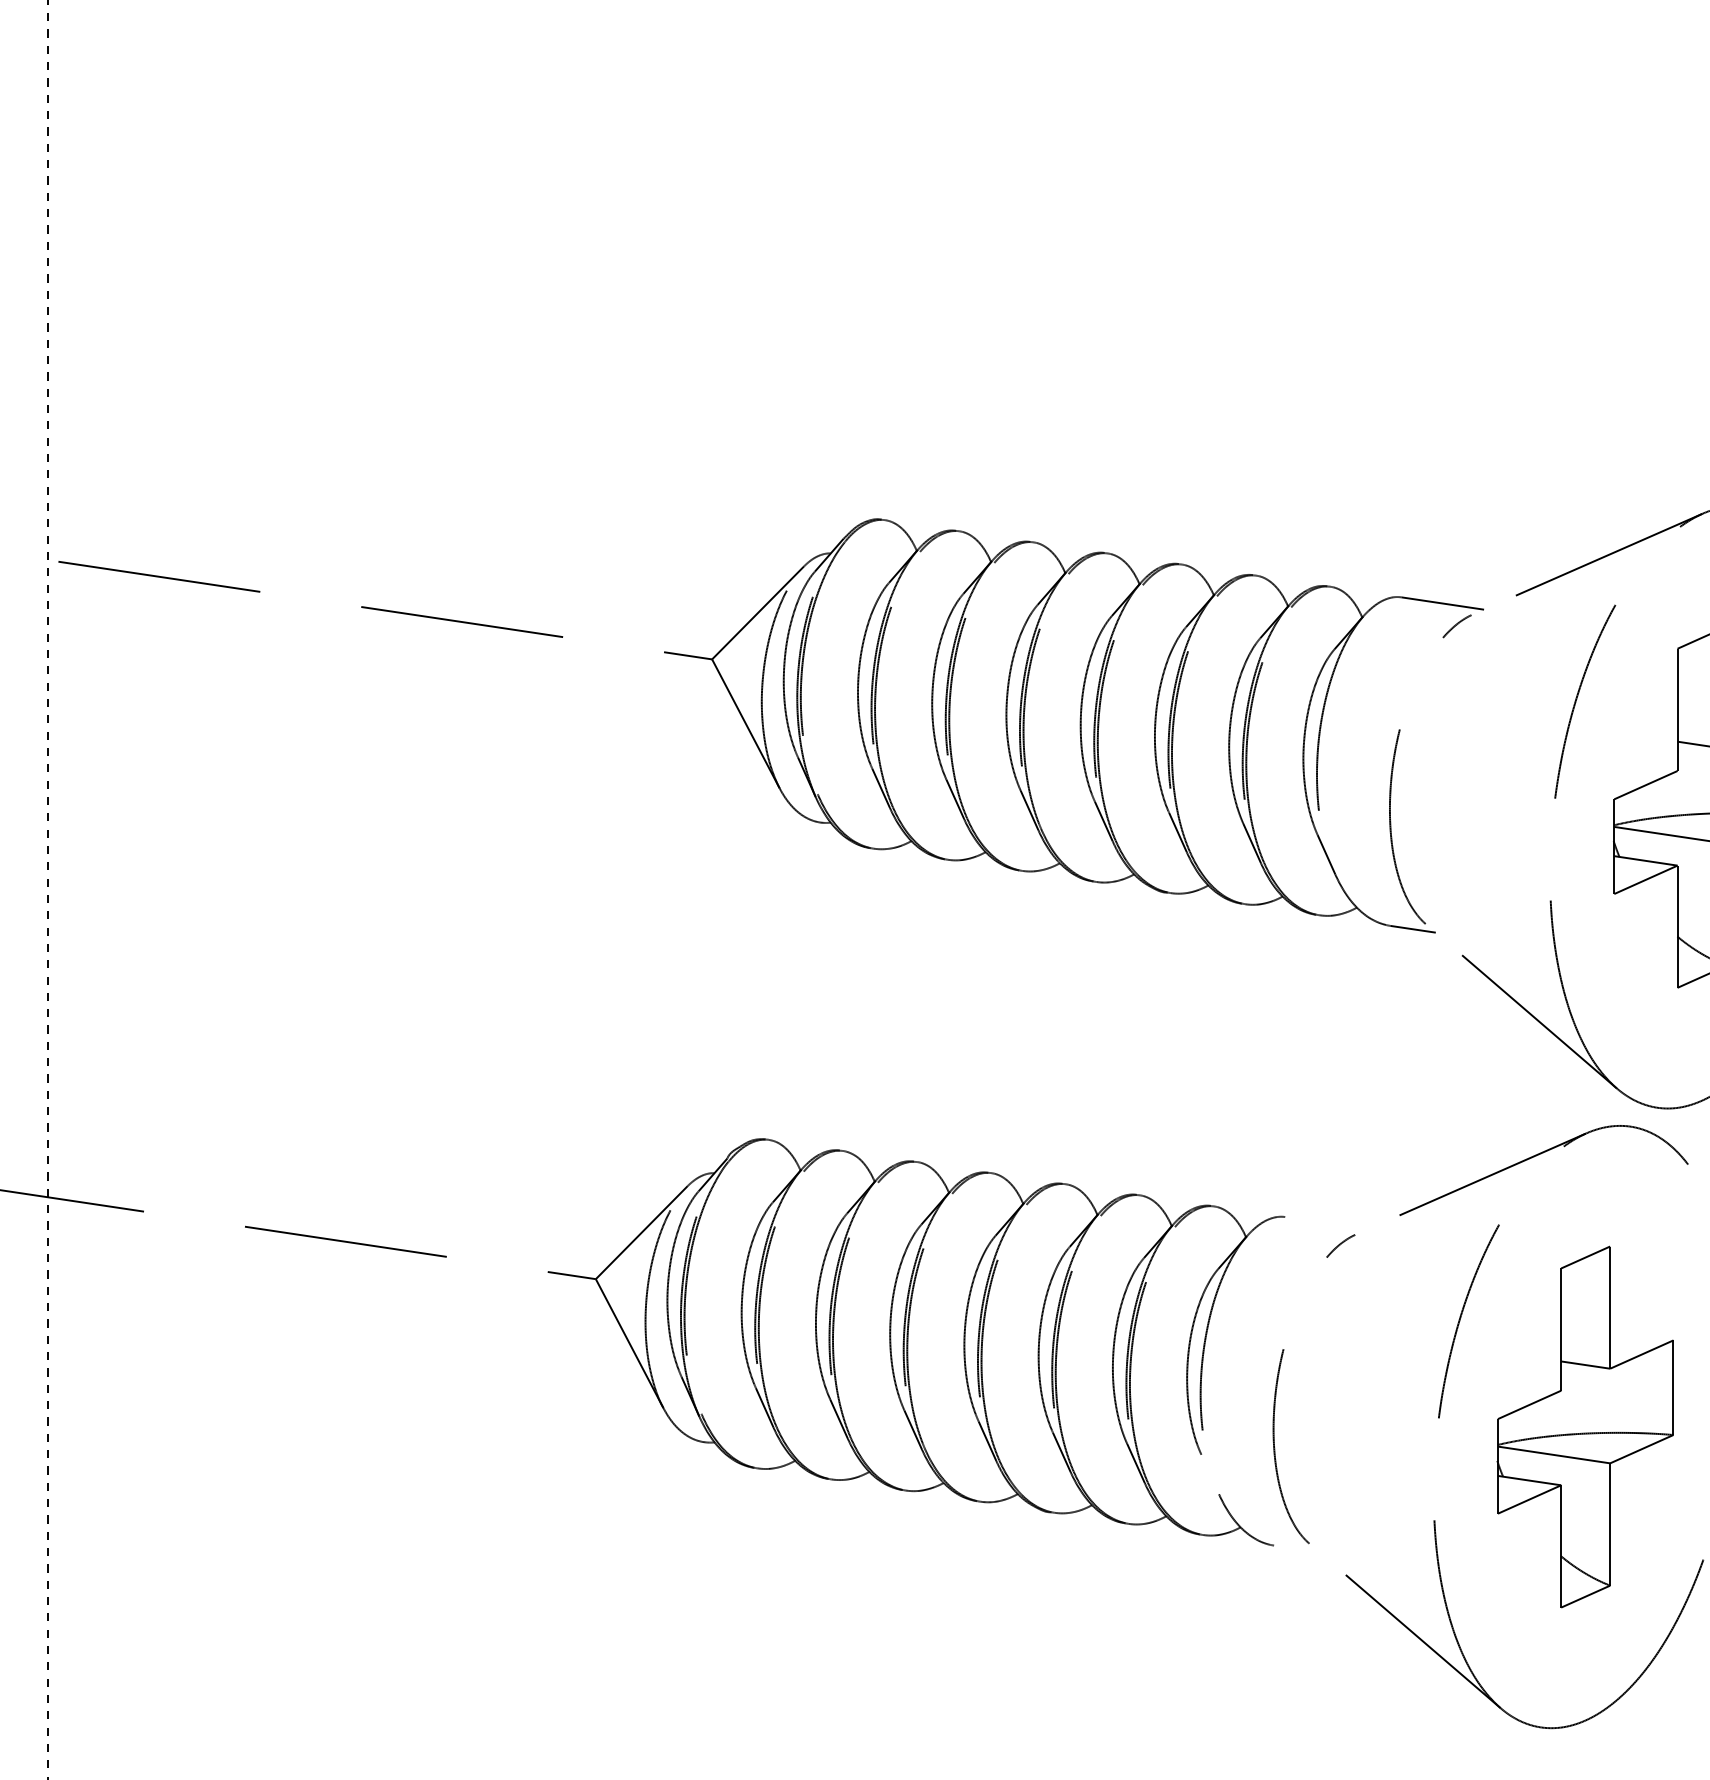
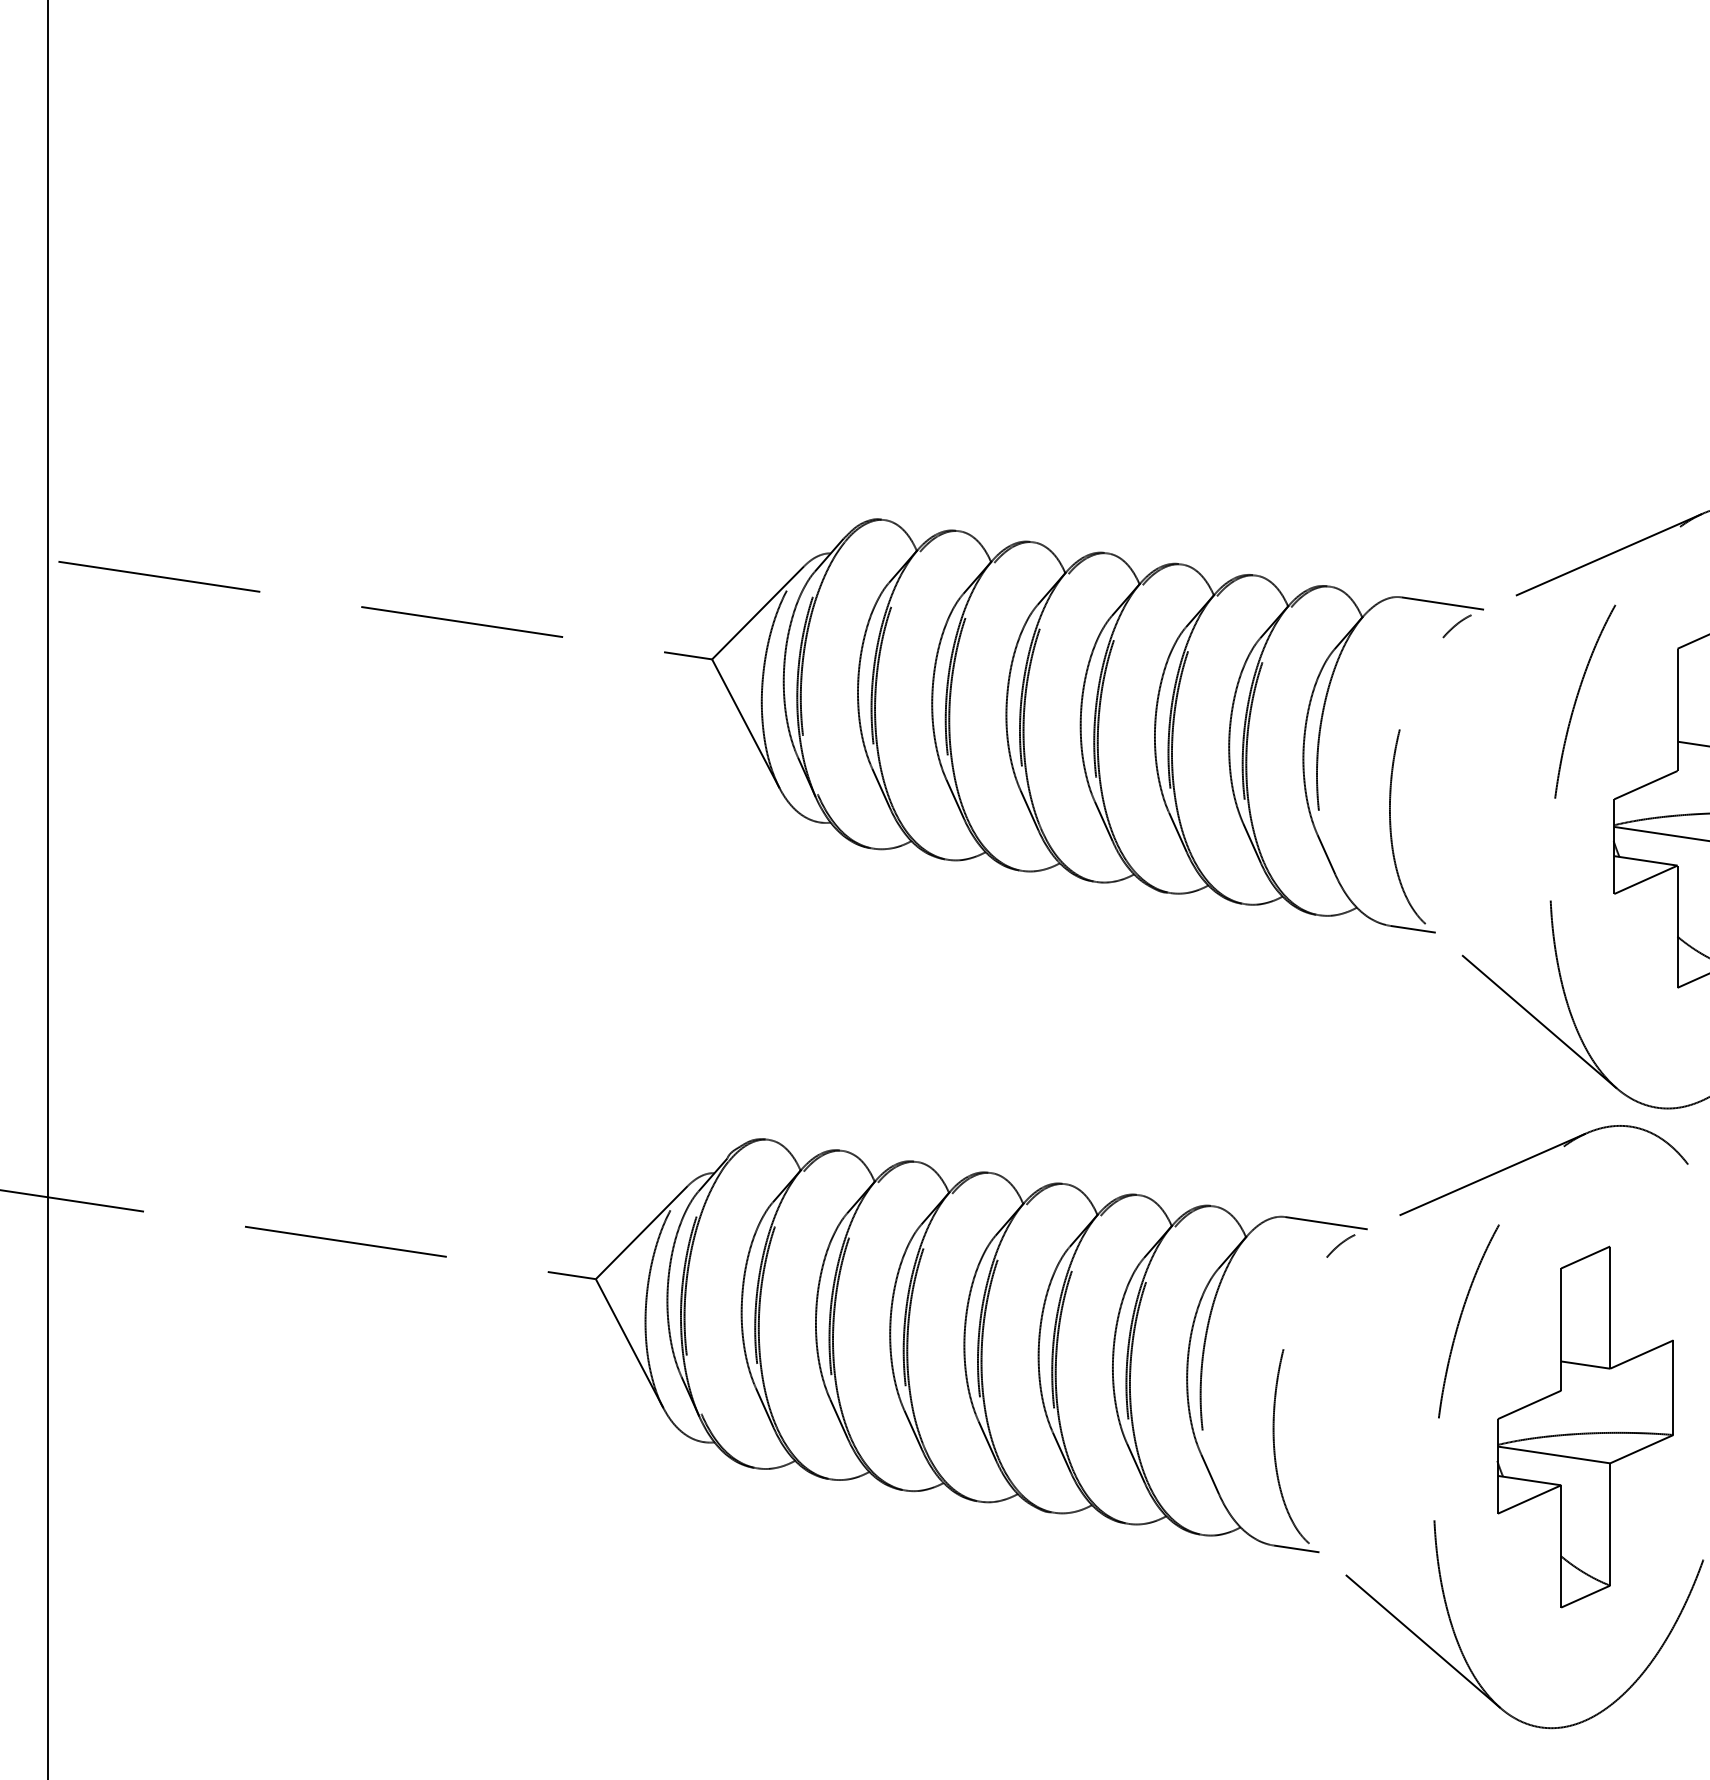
line: dashed -> solid (47, 890)
line: none -> present (1326, 1223)
line: none -> present (1210, 1474)
line: none -> present (1296, 1548)
